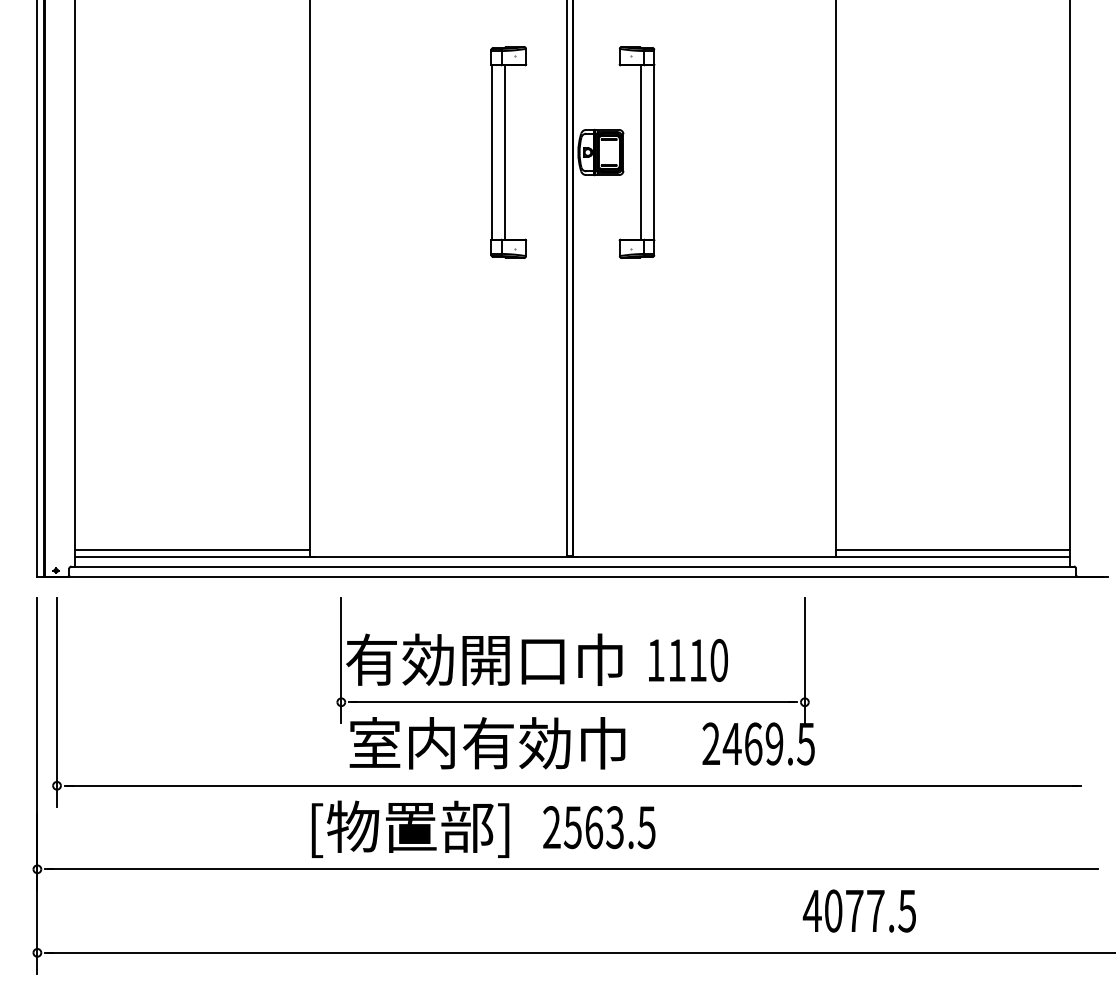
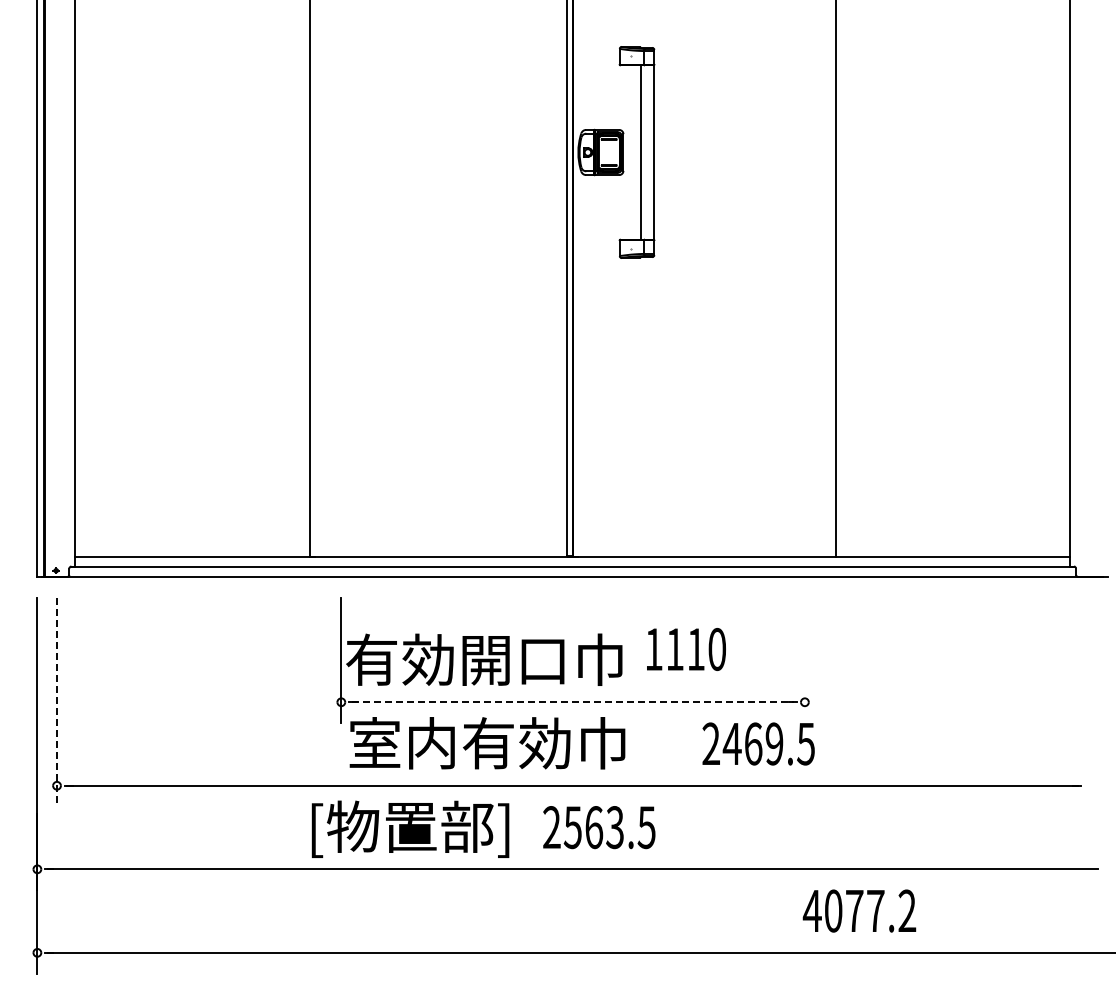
part: present -> none (508, 152)
line: present -> none (191, 549)
line: present -> none (952, 549)
text position: (688, 660) -> (686, 649) (686, 649)
line: present -> none (804, 660)
line: solid -> dashed (57, 702)
line: solid -> dashed (573, 702)
text: 4077.5 -> 4077.2 (907, 910)
